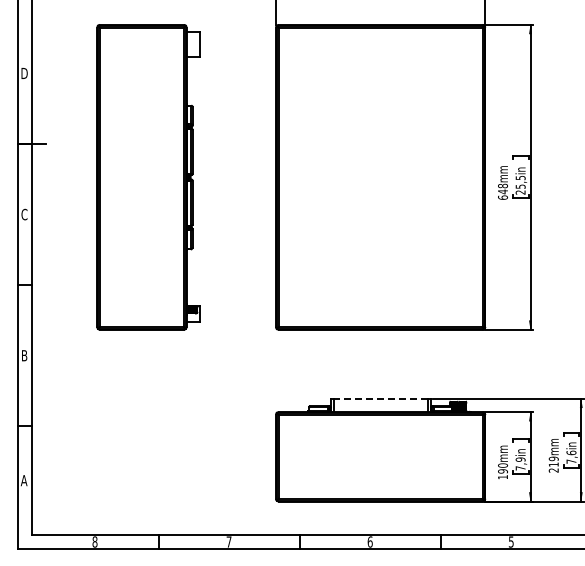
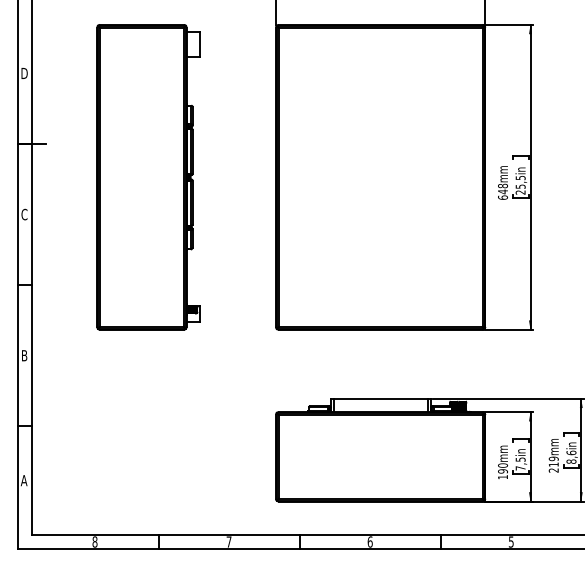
line: dashed -> solid (380, 398)
text: 7,9in -> 7,5in (520, 459)
text: 7,6in -> 8,6in (571, 461)
